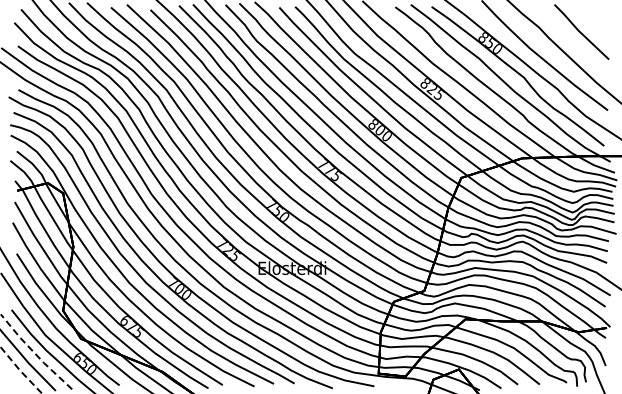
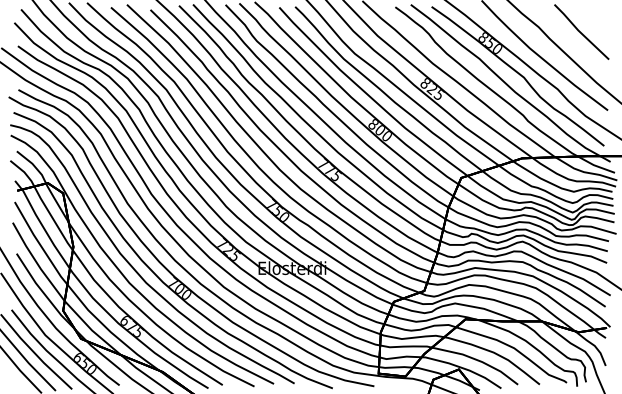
line: dashed -> solid (35, 353)
line: dashed -> solid (20, 370)
